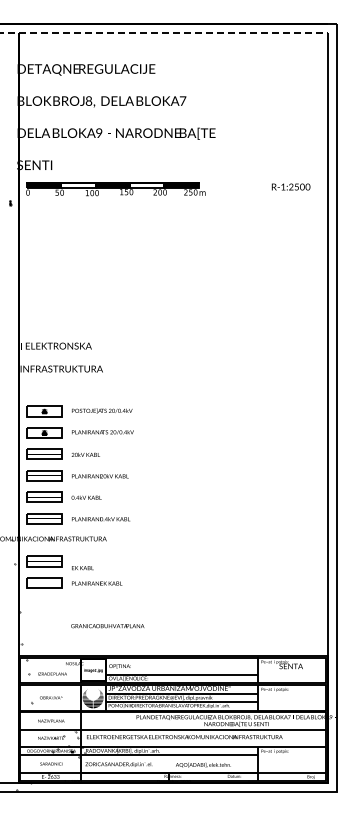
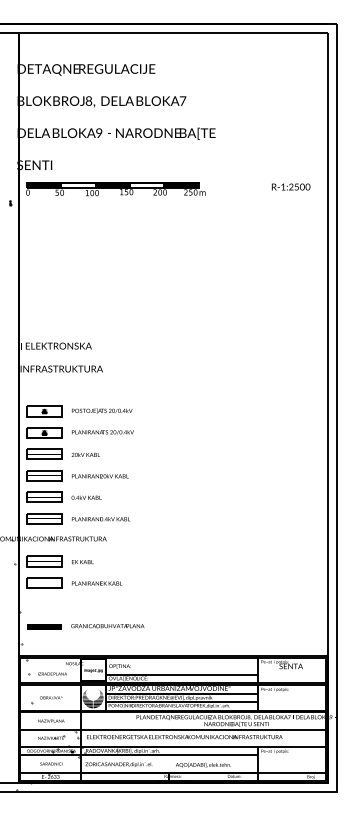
line: dashed -> solid (164, 33)
text position: (82, 568) -> (82, 562) (82, 562)
line: none -> present (44, 626)
